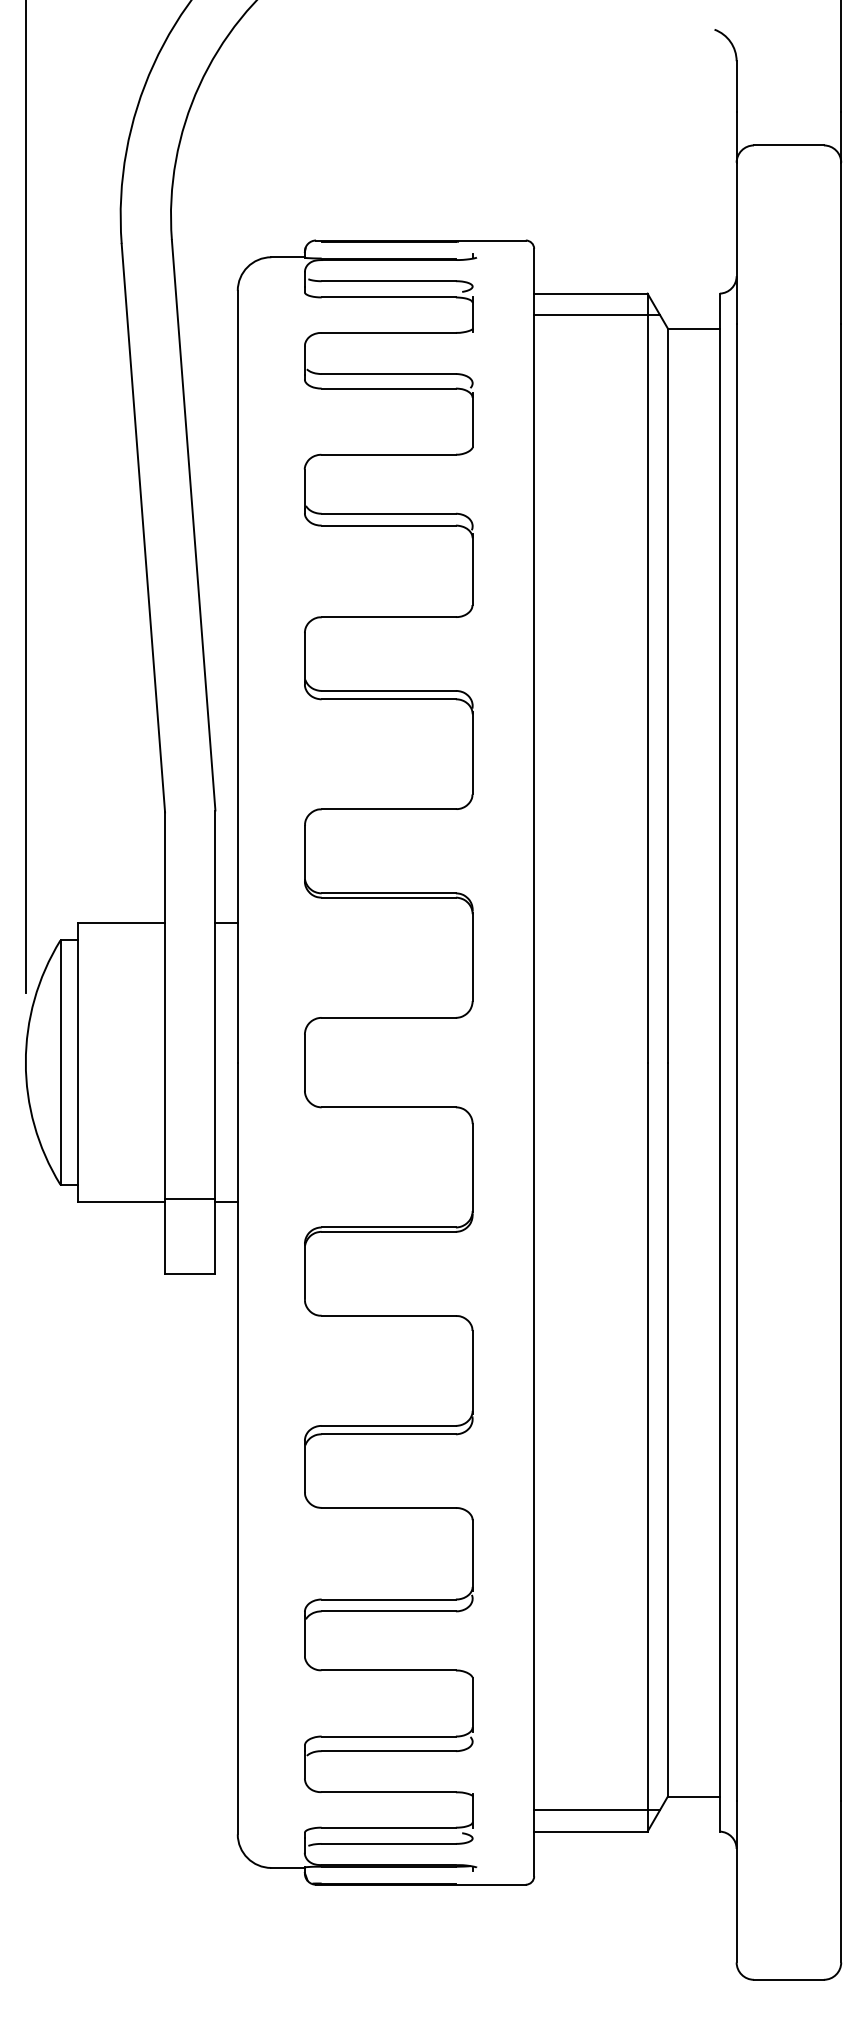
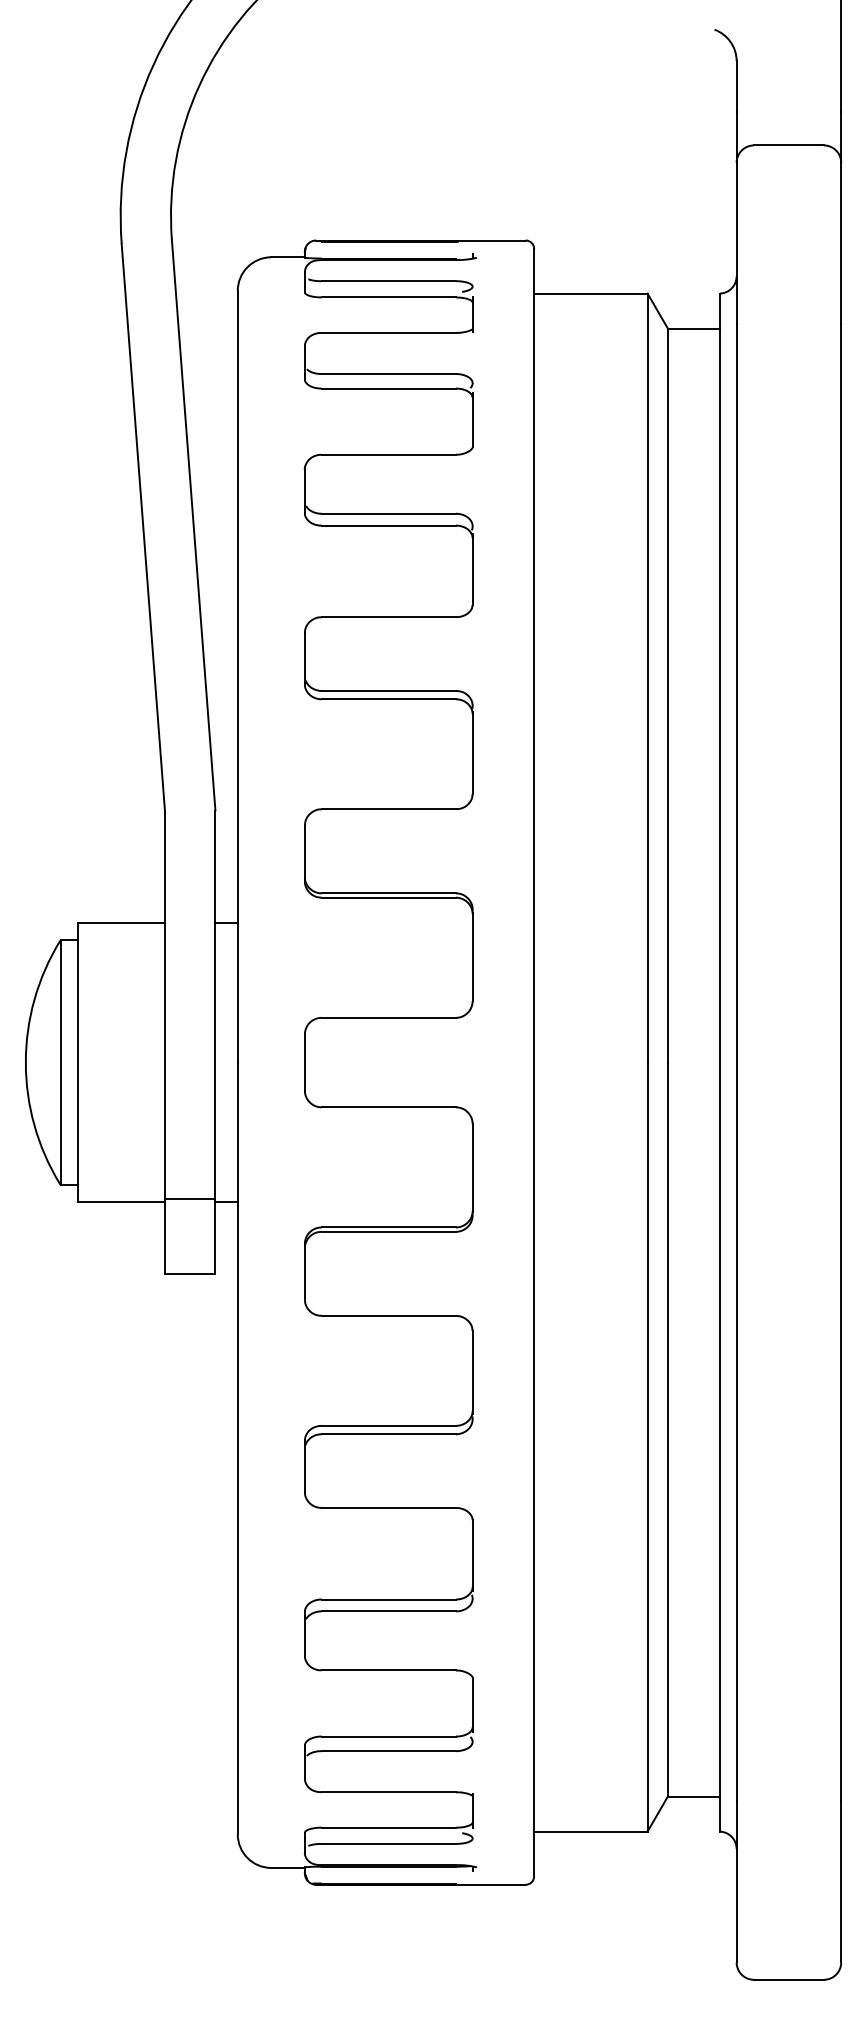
line: present -> none (597, 315)
line: present -> none (25, 497)
line: present -> none (597, 1810)
